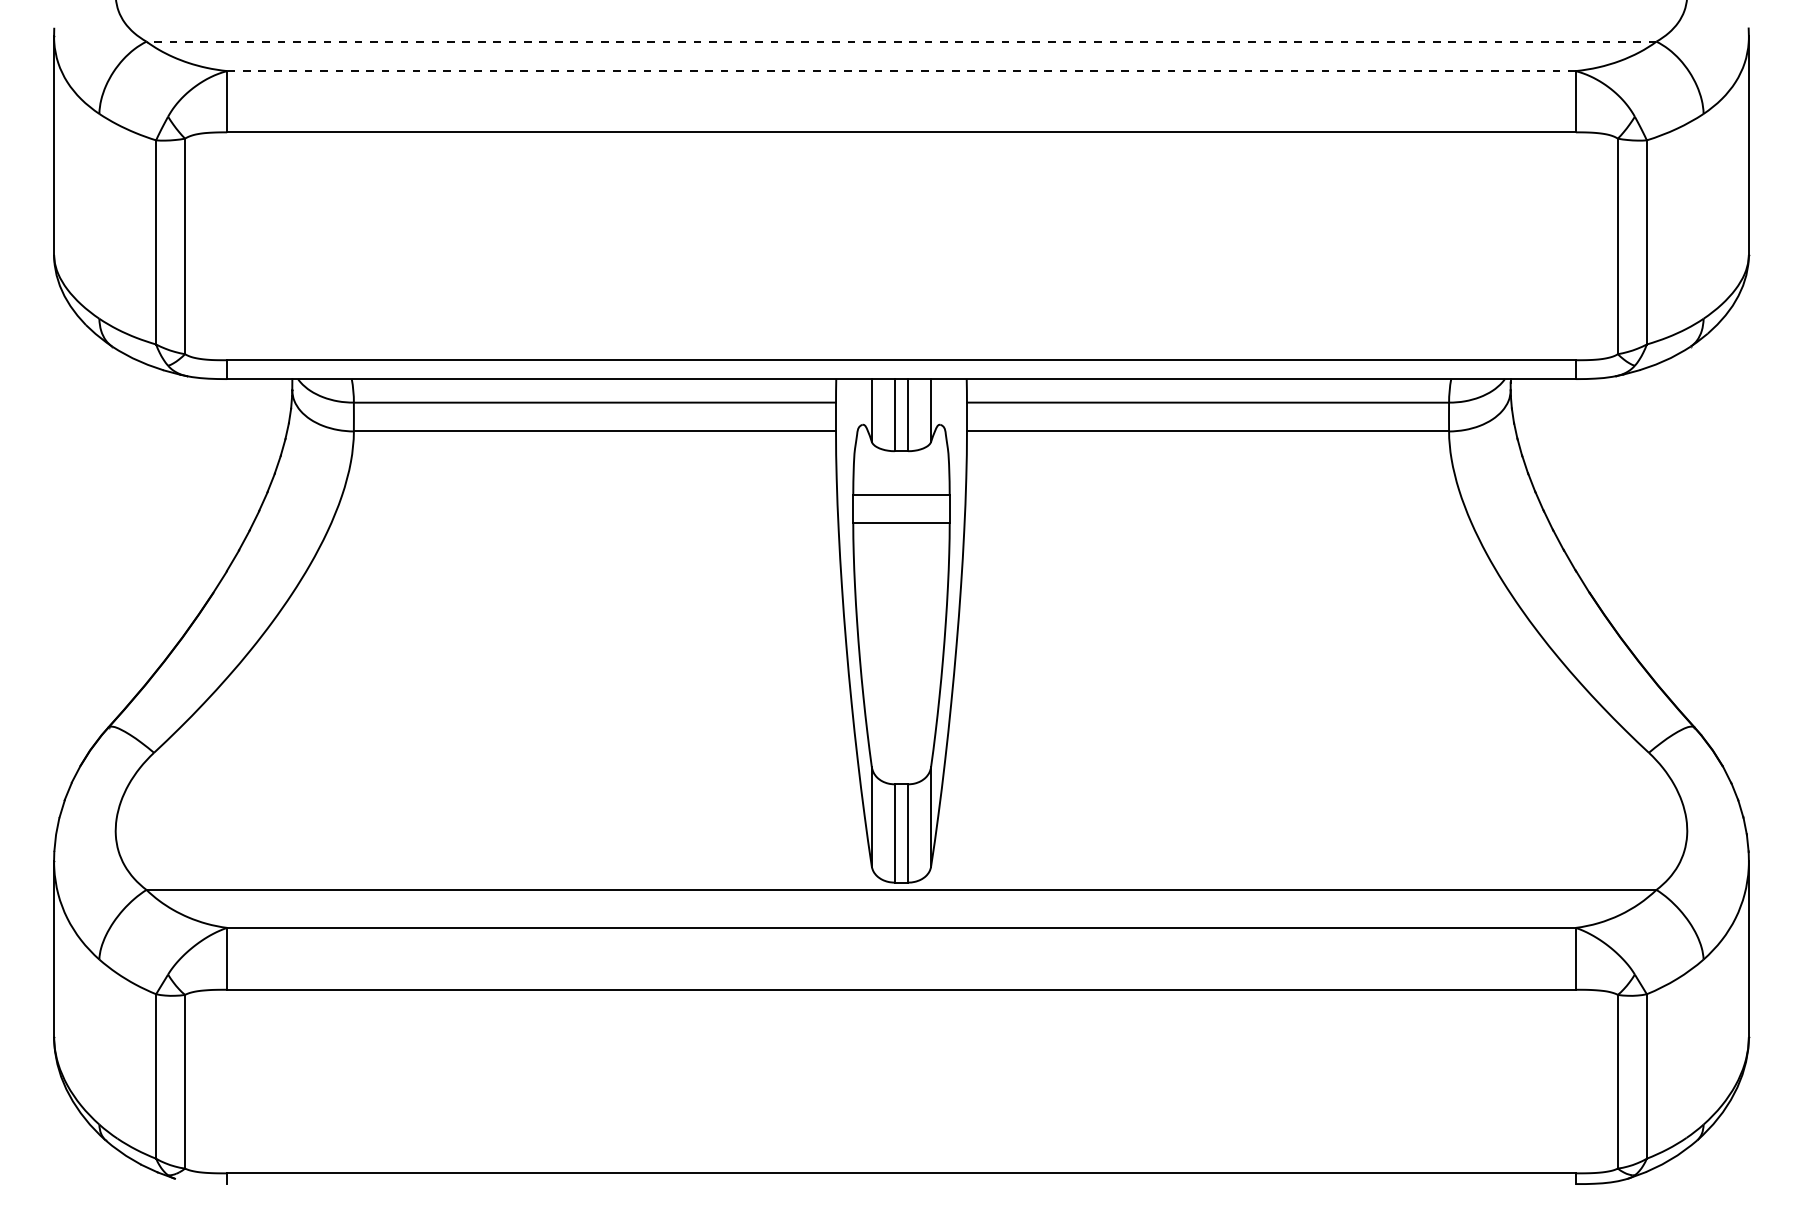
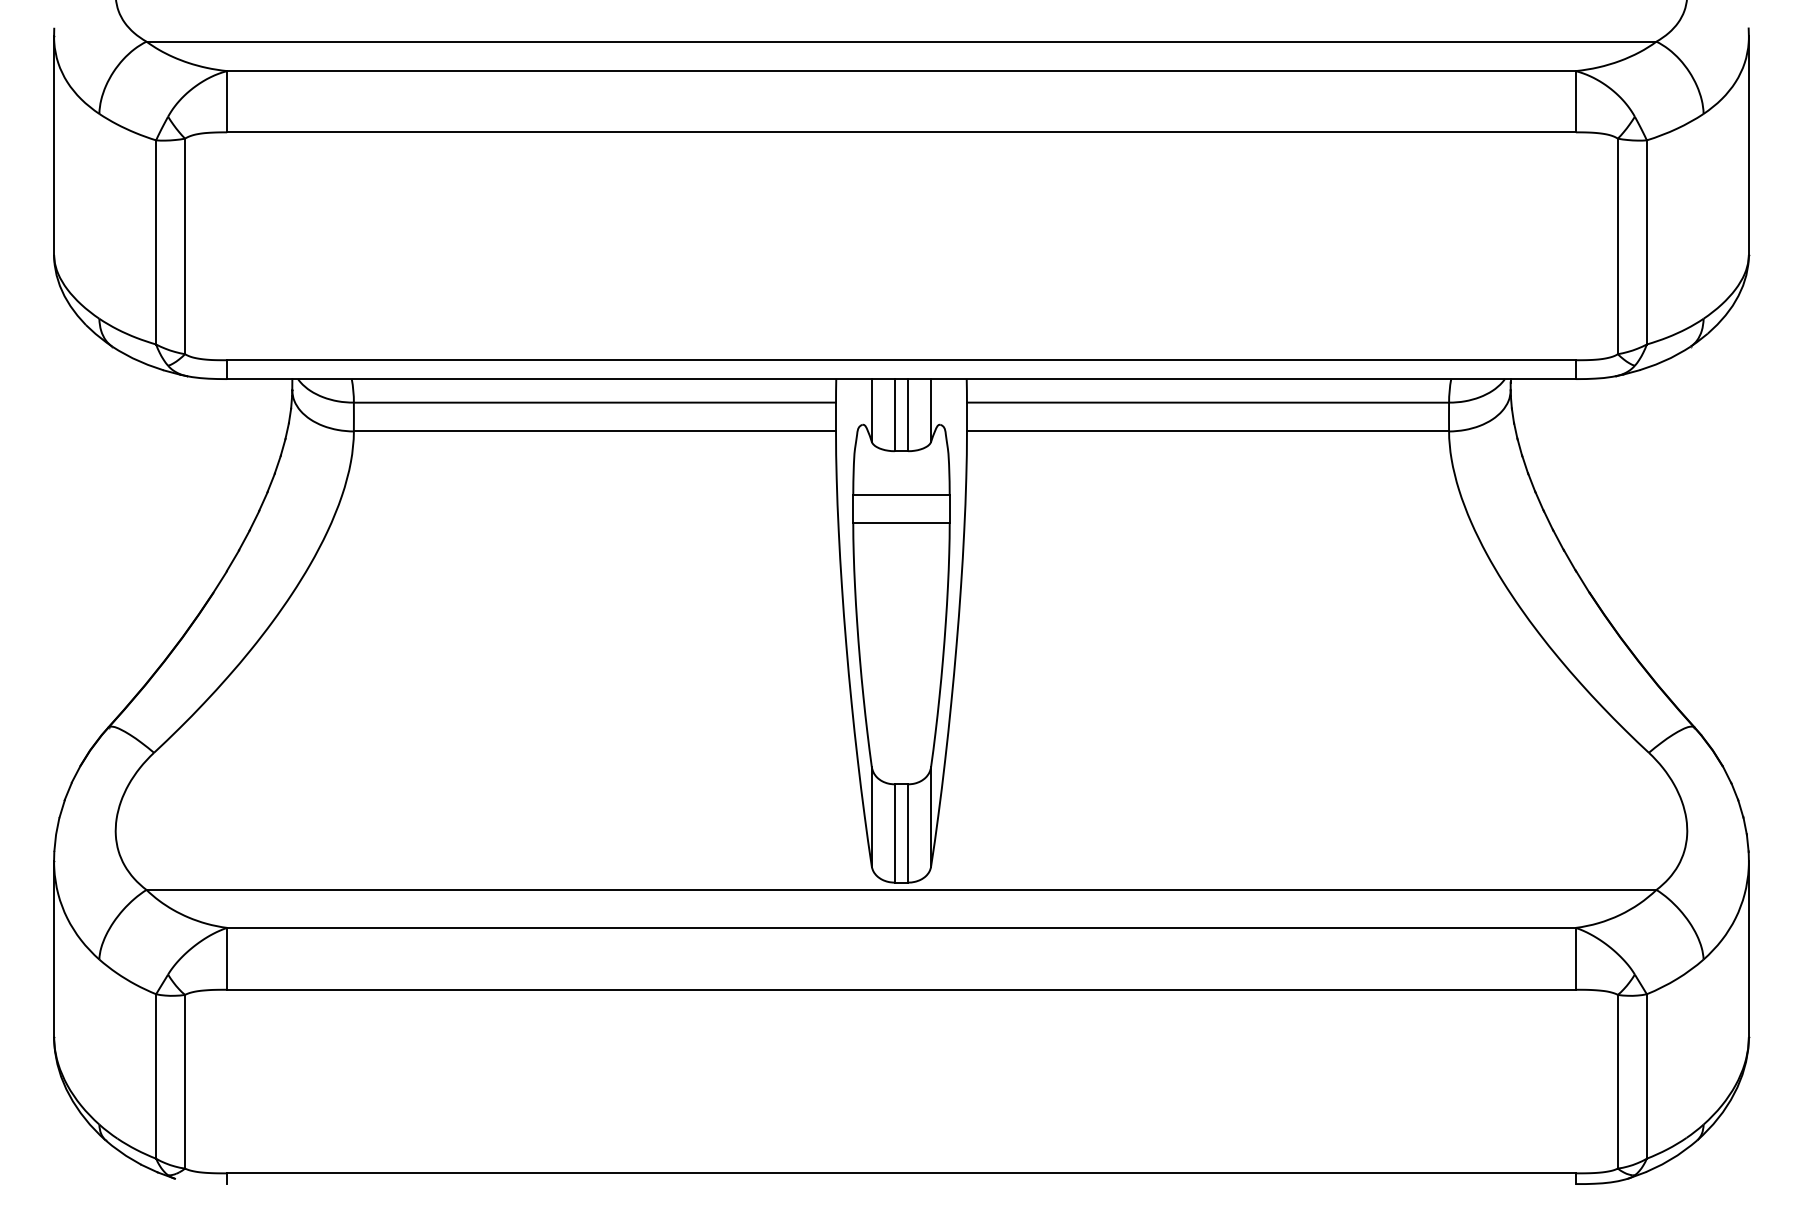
line: dashed -> solid (901, 41)
line: dashed -> solid (901, 71)
